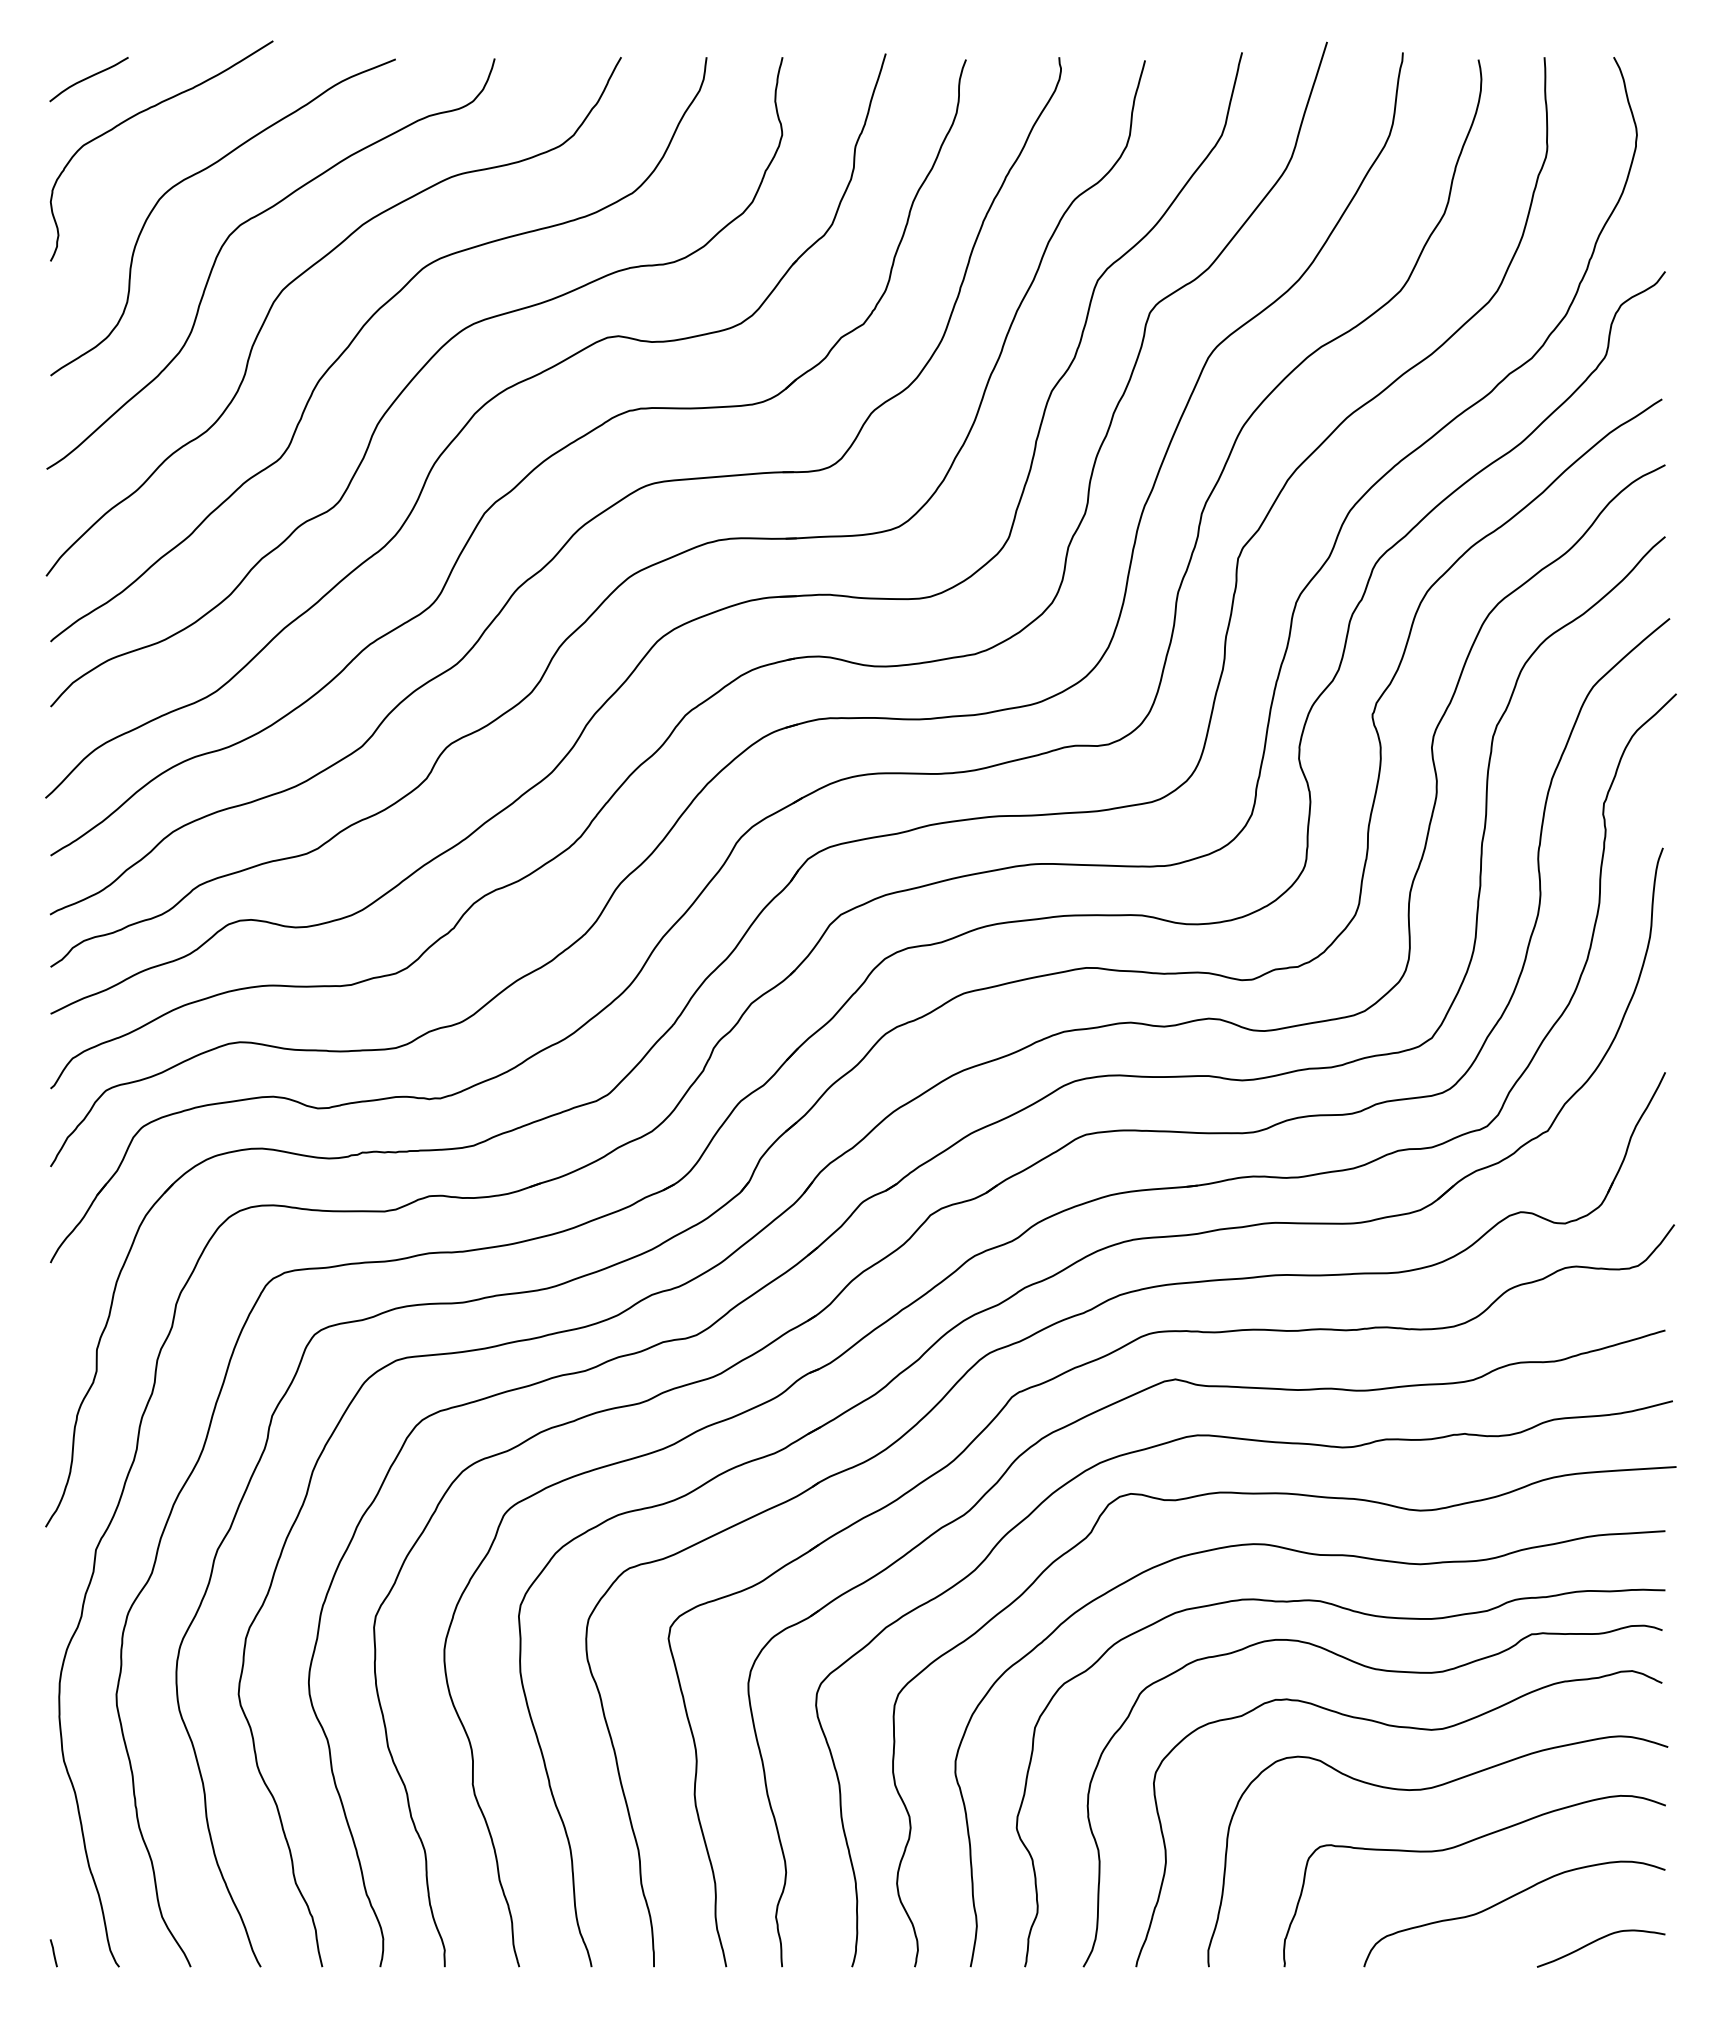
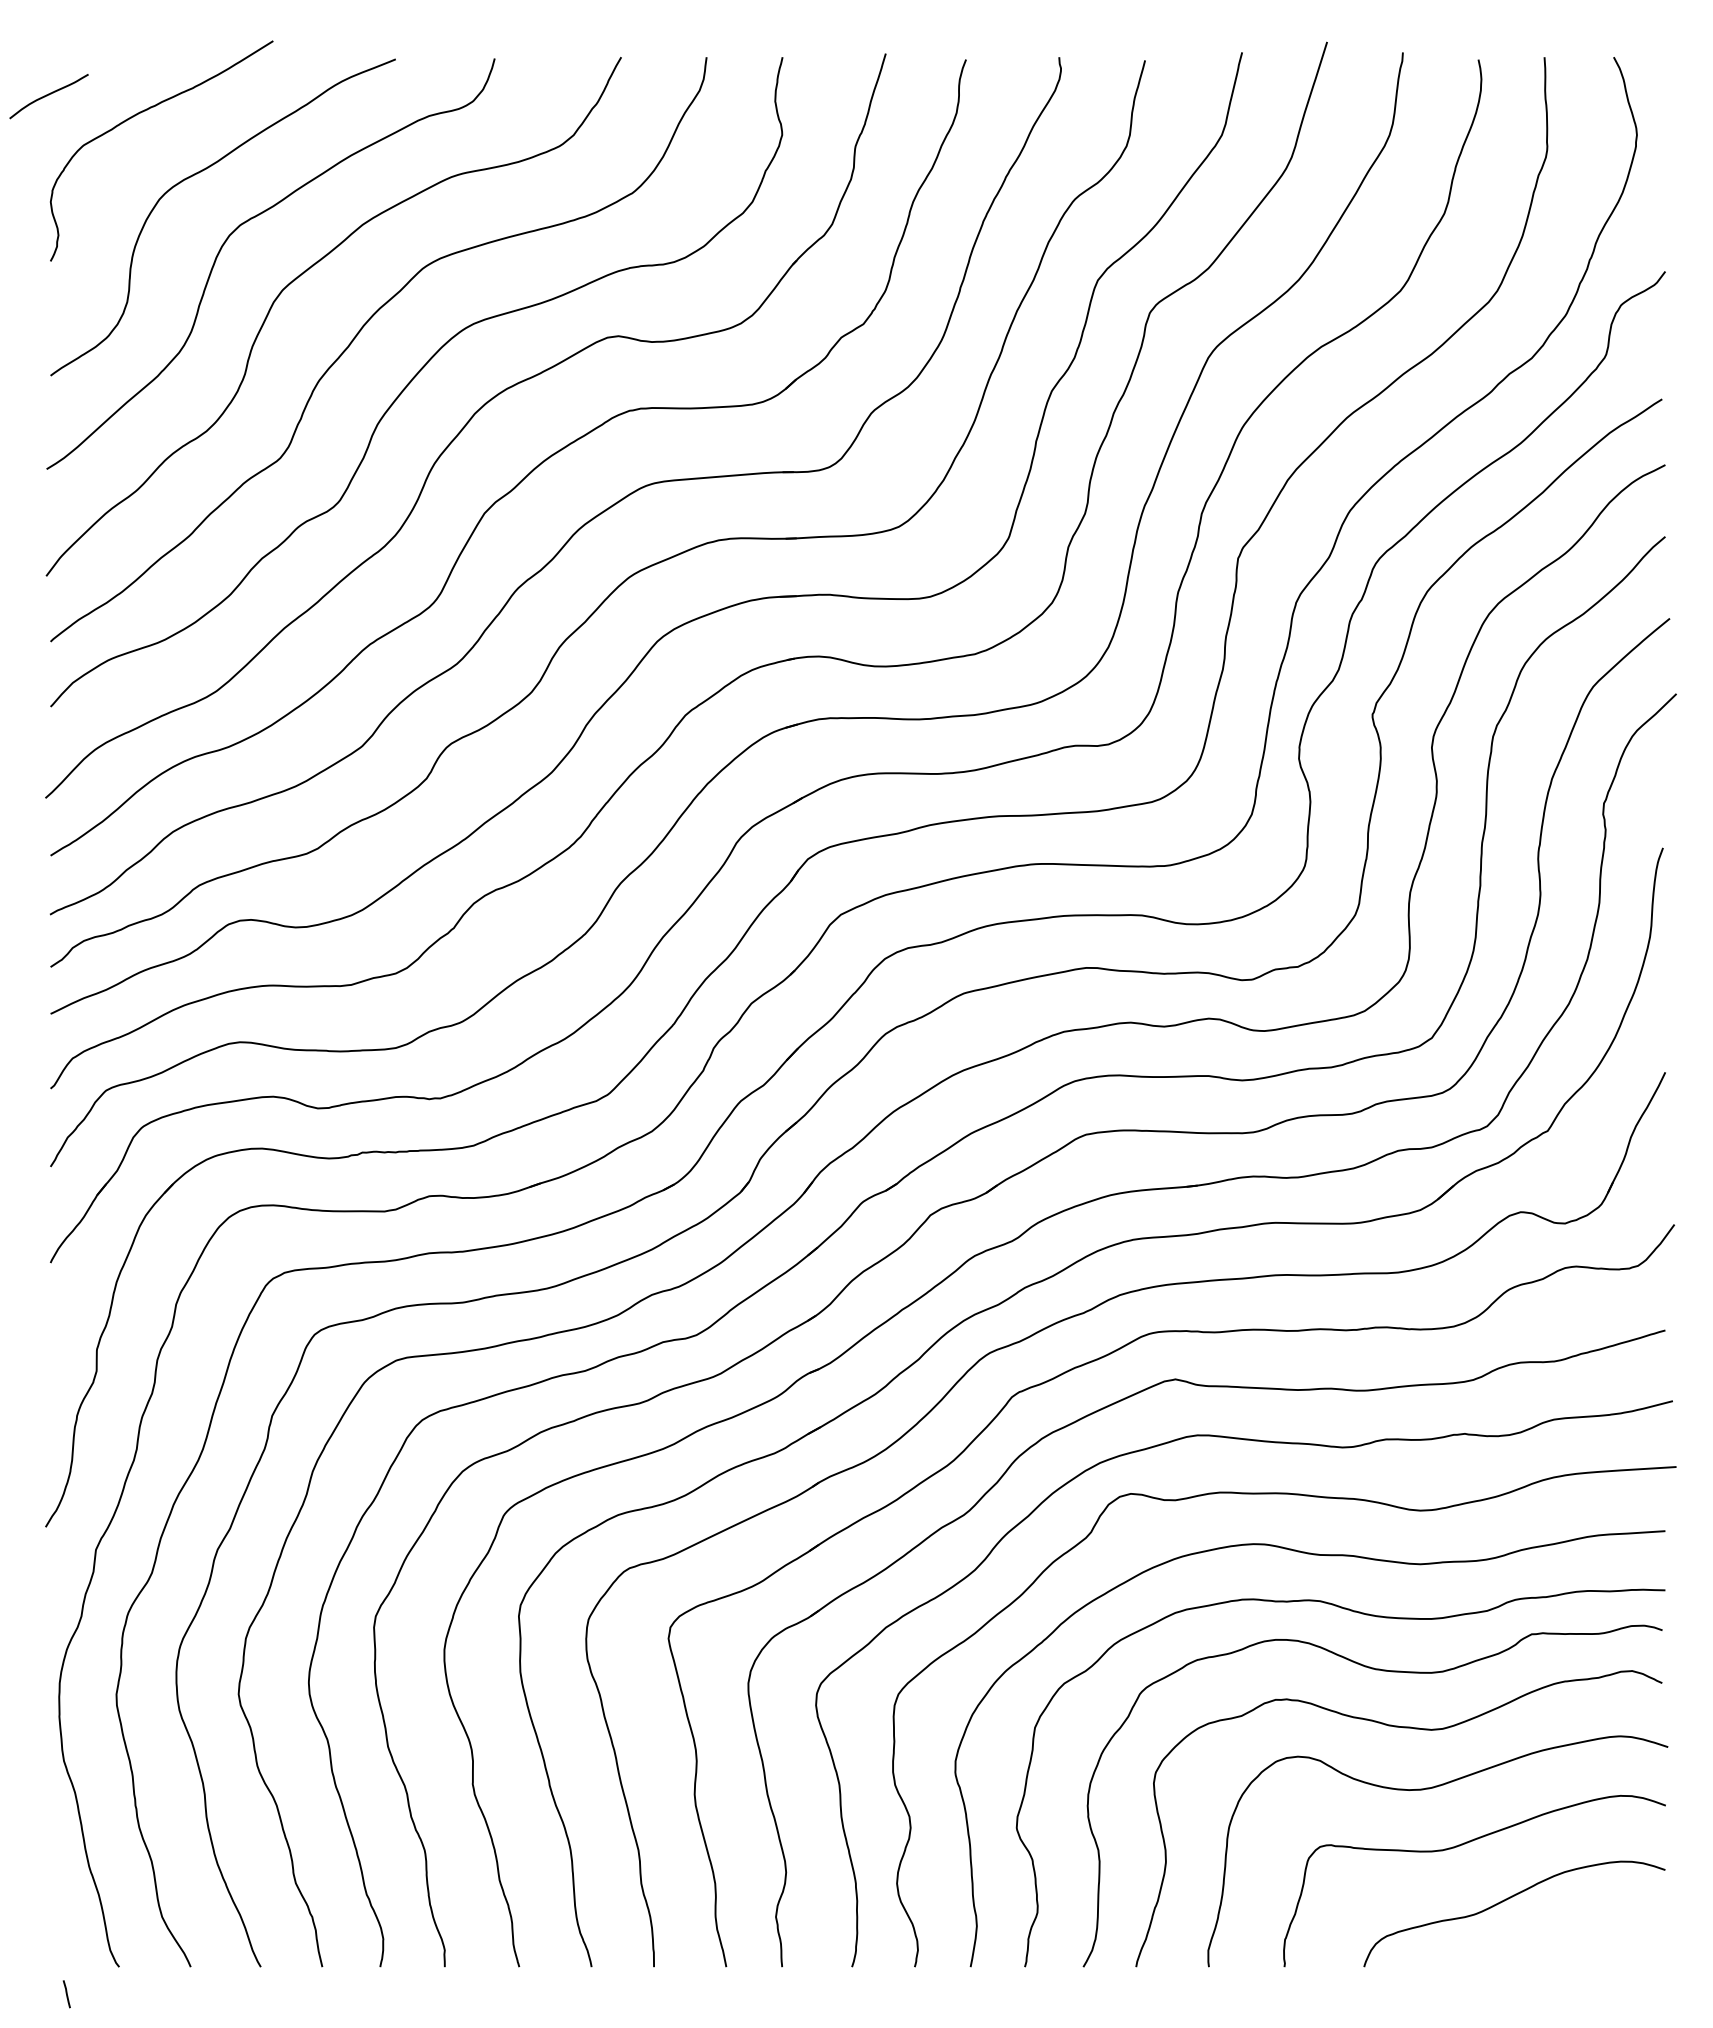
curve position: (88, 78) -> (48, 95) (48, 95)
curve: present -> none (1596, 1941)
line position: (53, 1953) -> (66, 1994) (66, 1994)
